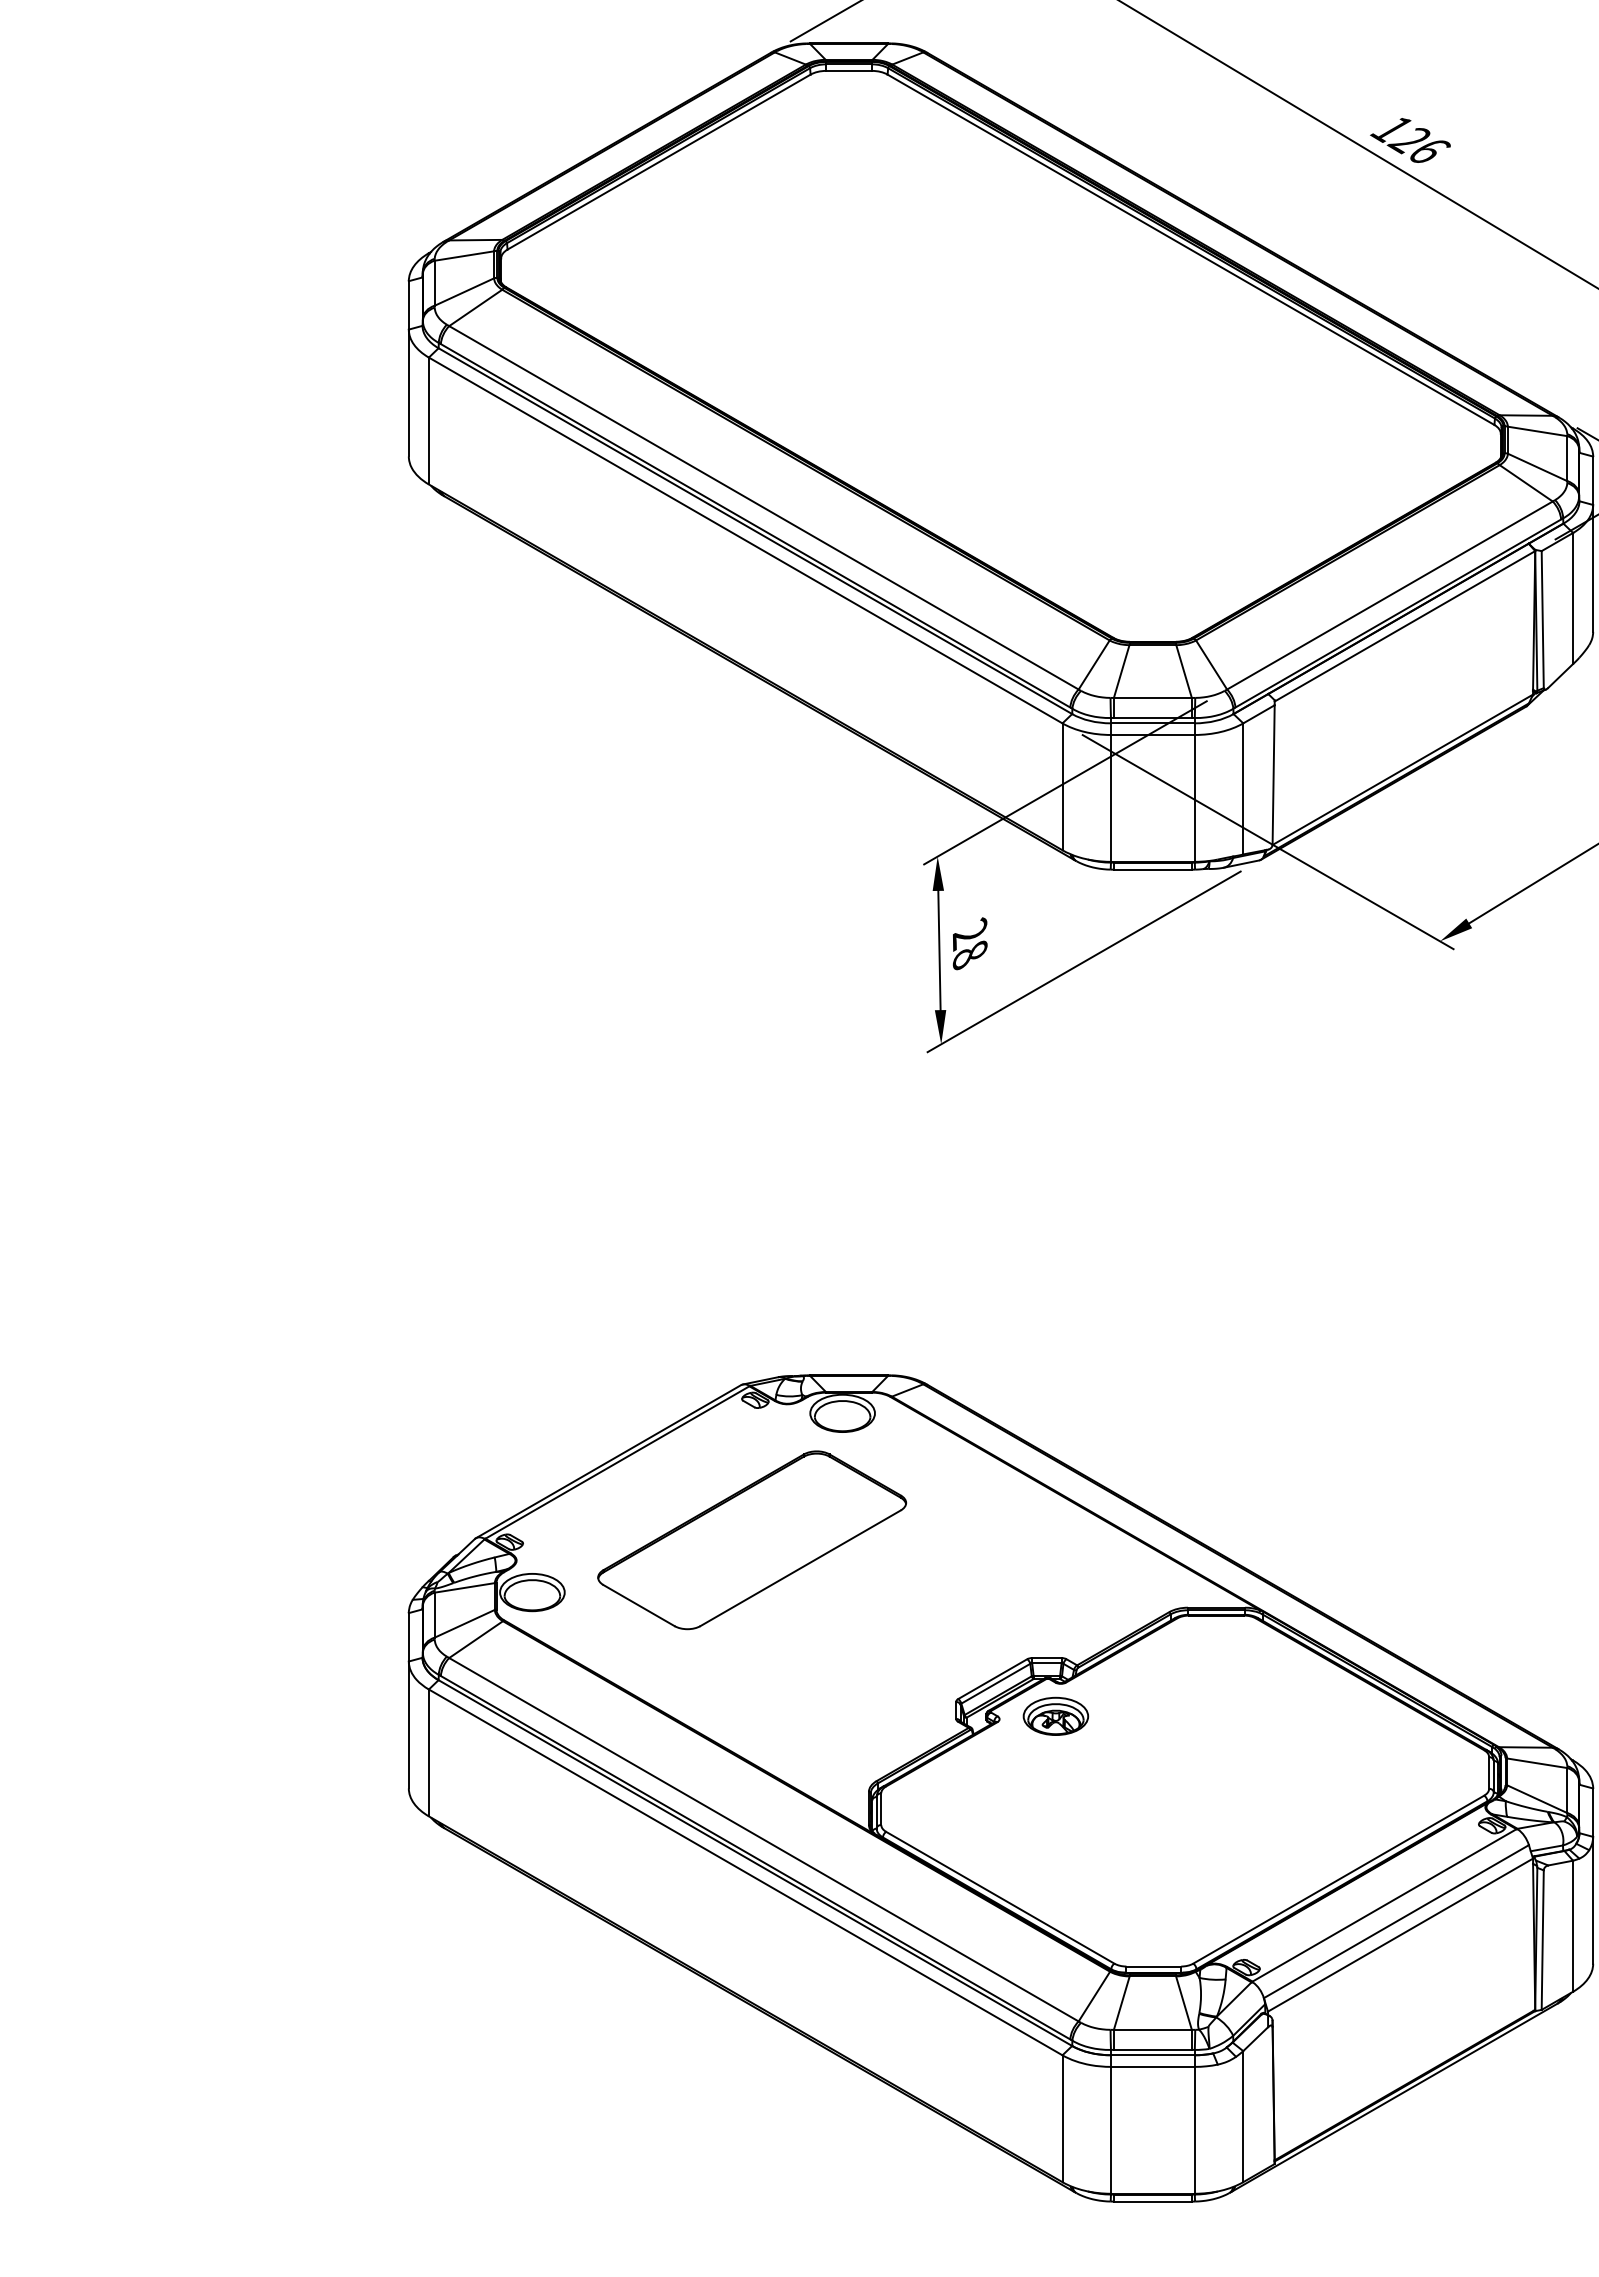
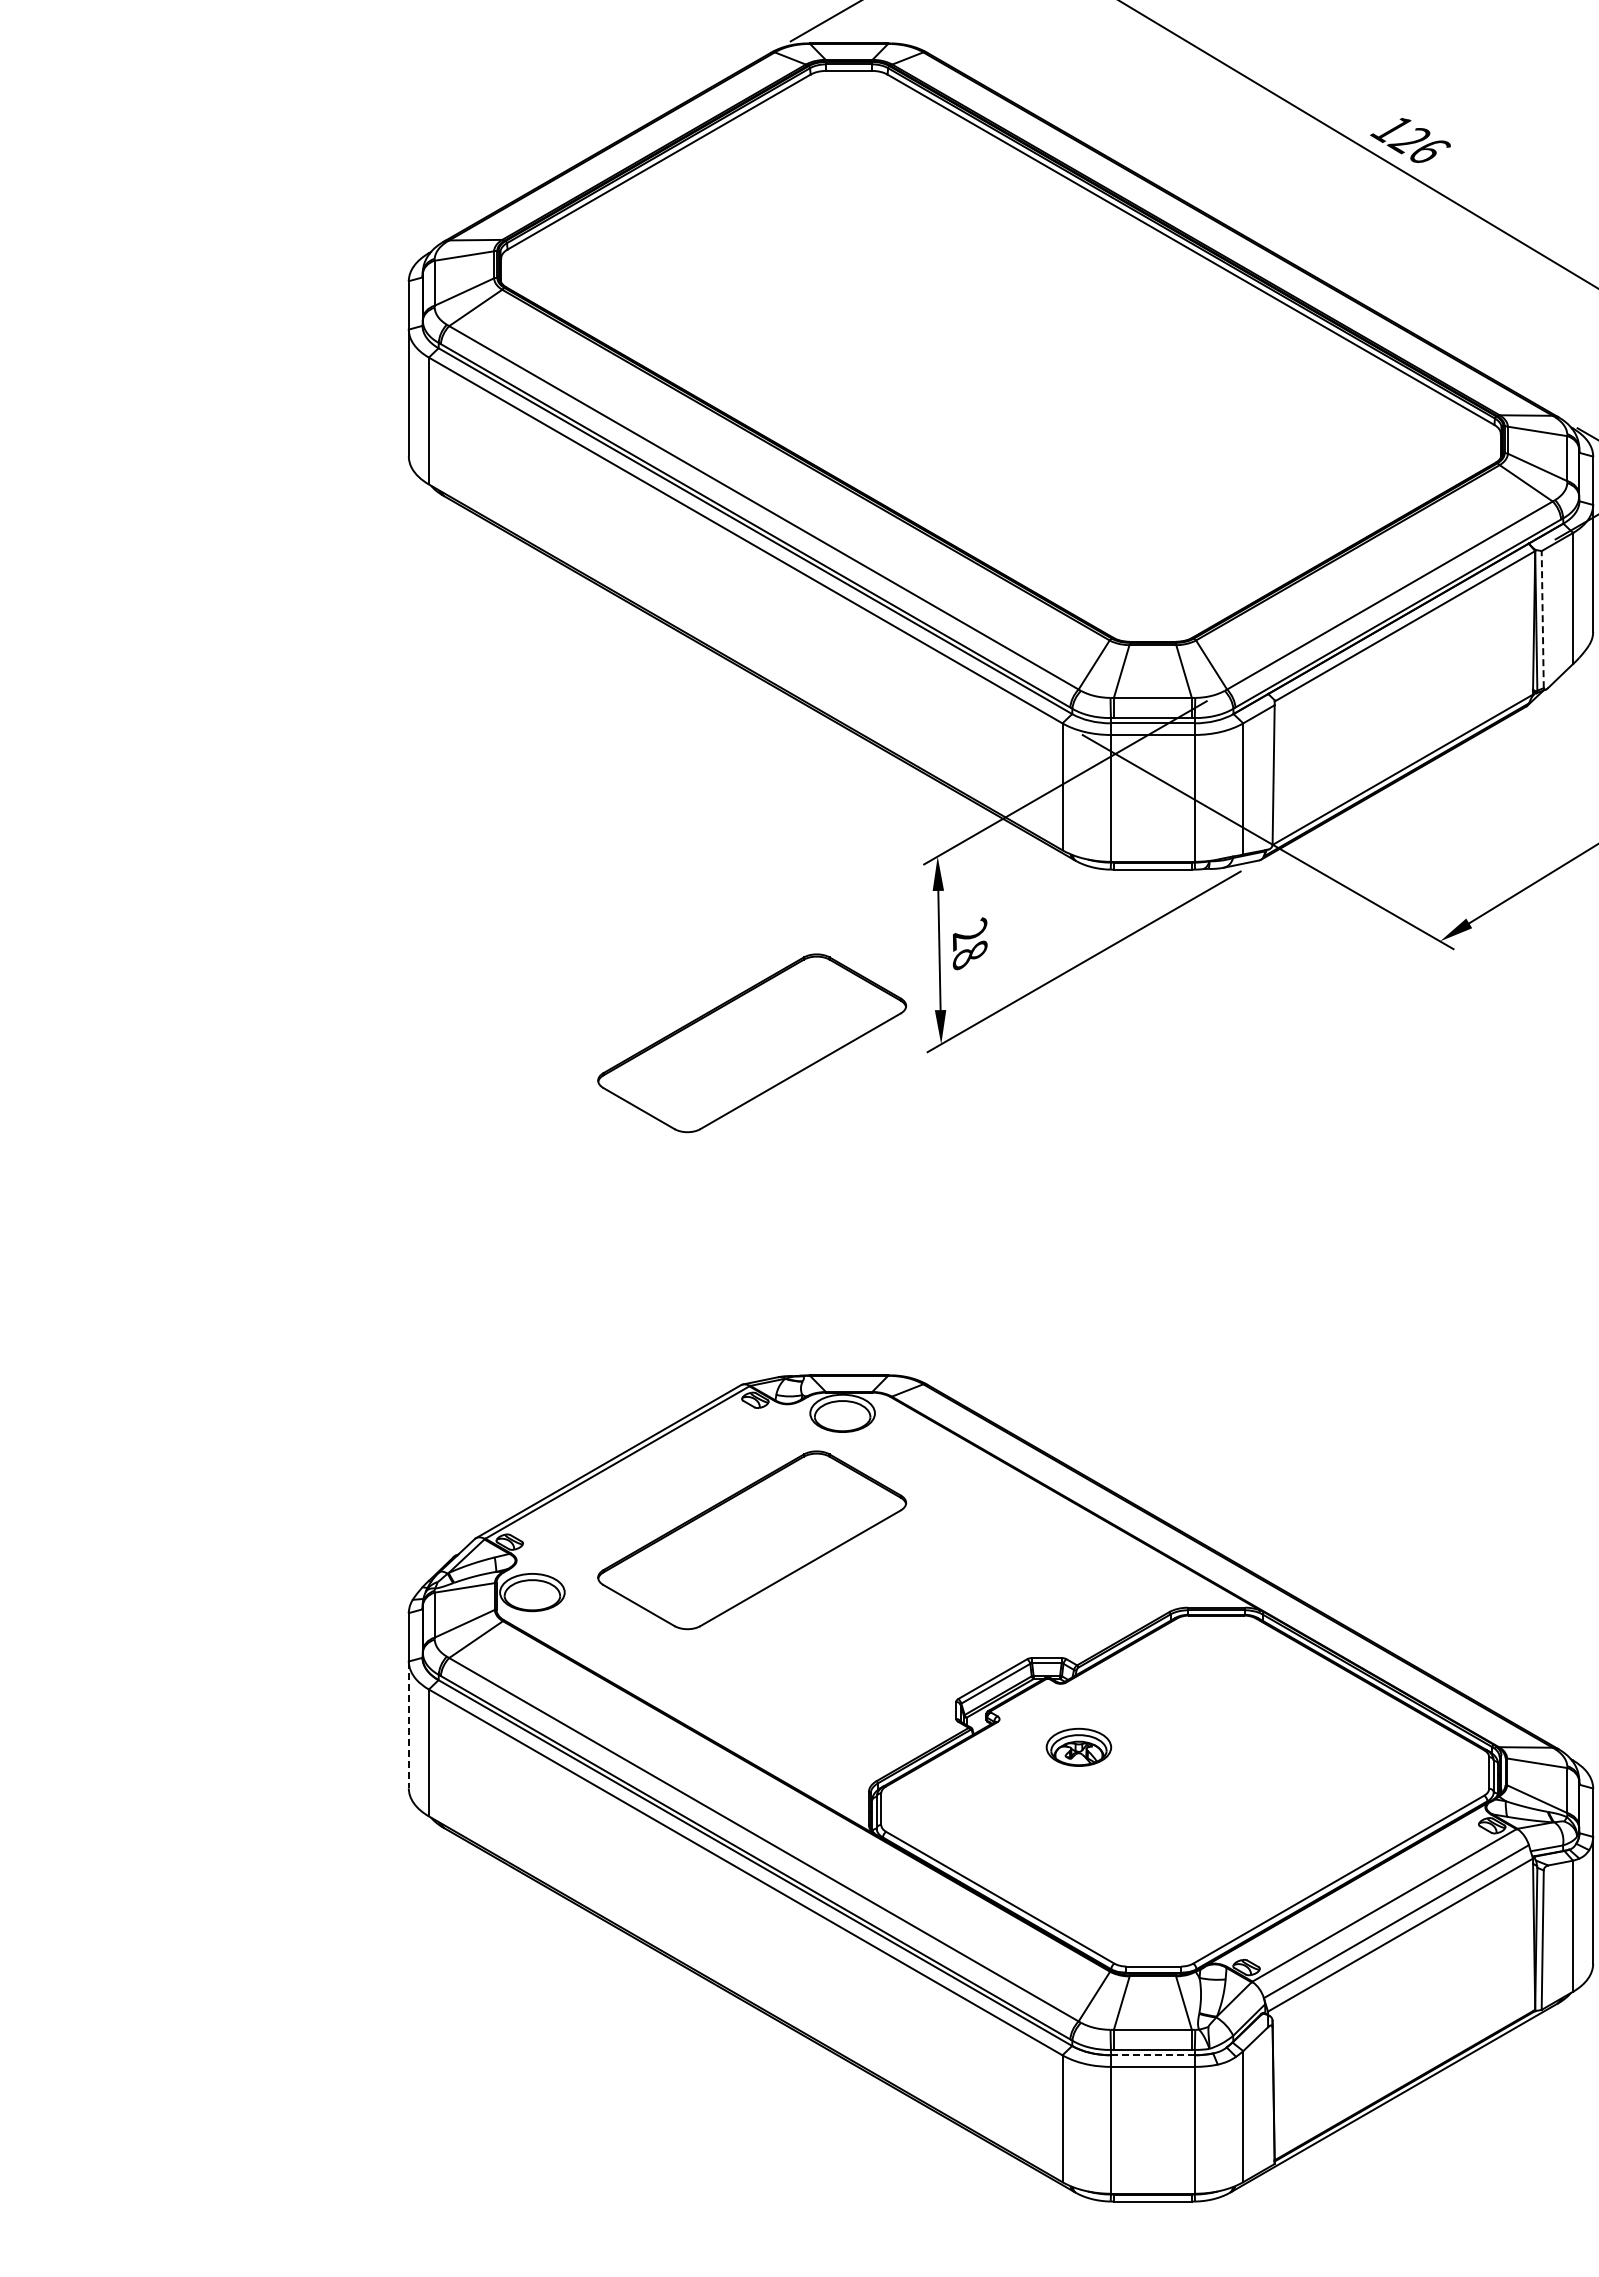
line: solid -> dashed (1542, 619)
part: none -> present (751, 1043)
part position: (1055, 1715) -> (1078, 1746) (1078, 1746)
line: solid -> dashed (408, 1725)
line: solid -> dashed (1152, 2055)
